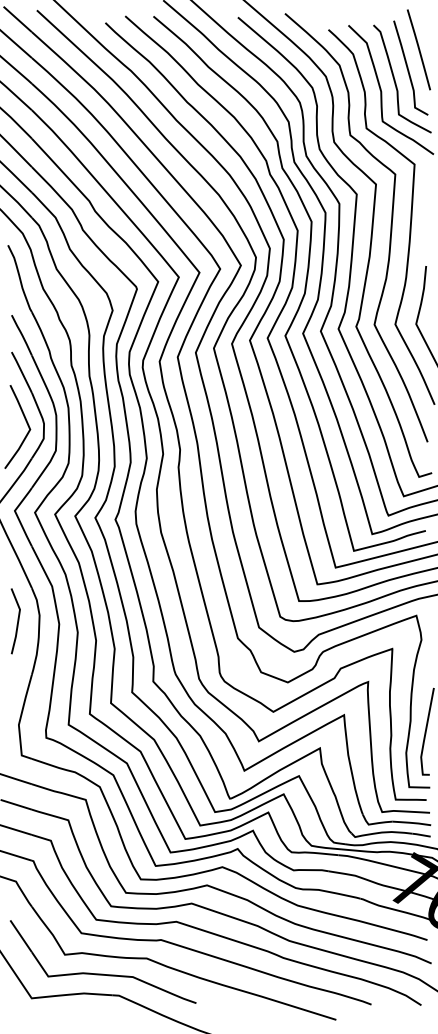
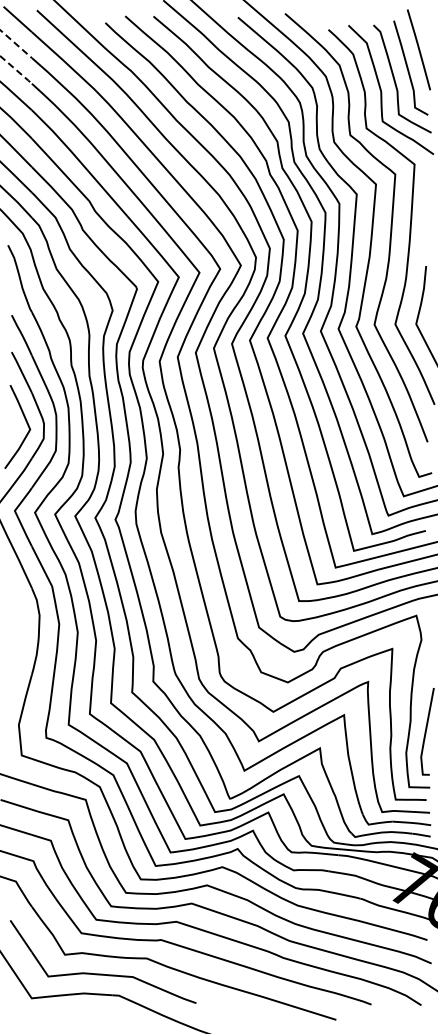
line: solid -> dashed (16, 44)
line: solid -> dashed (17, 70)
line: present -> none (17, 621)
